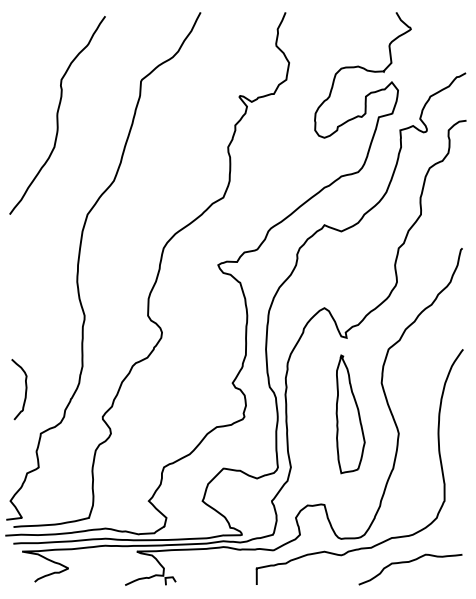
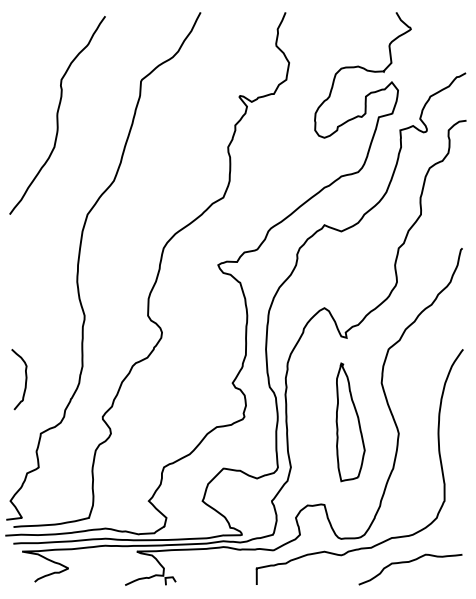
curve position: (25, 389) -> (25, 379) (25, 379)
part position: (350, 414) -> (350, 422) (350, 422)
